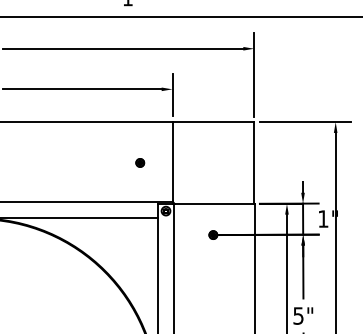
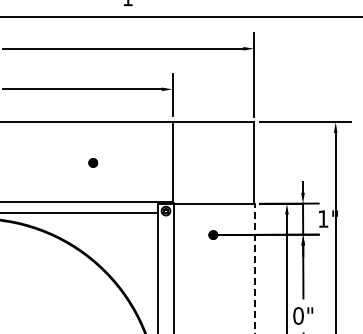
part position: (140, 162) -> (93, 162) (93, 162)
line position: (79, 218) -> (79, 213) (79, 213)
line: solid -> dashed (254, 268)
text: 5" -> 0" (298, 315)
